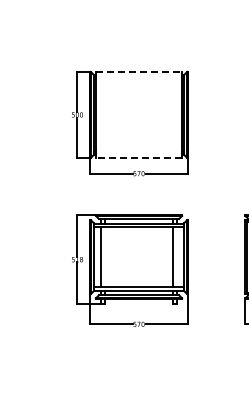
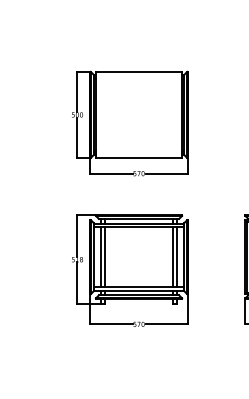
line: dashed -> solid (139, 71)
line: dashed -> solid (138, 157)
line: none -> present (104, 257)
line: none -> present (176, 257)
